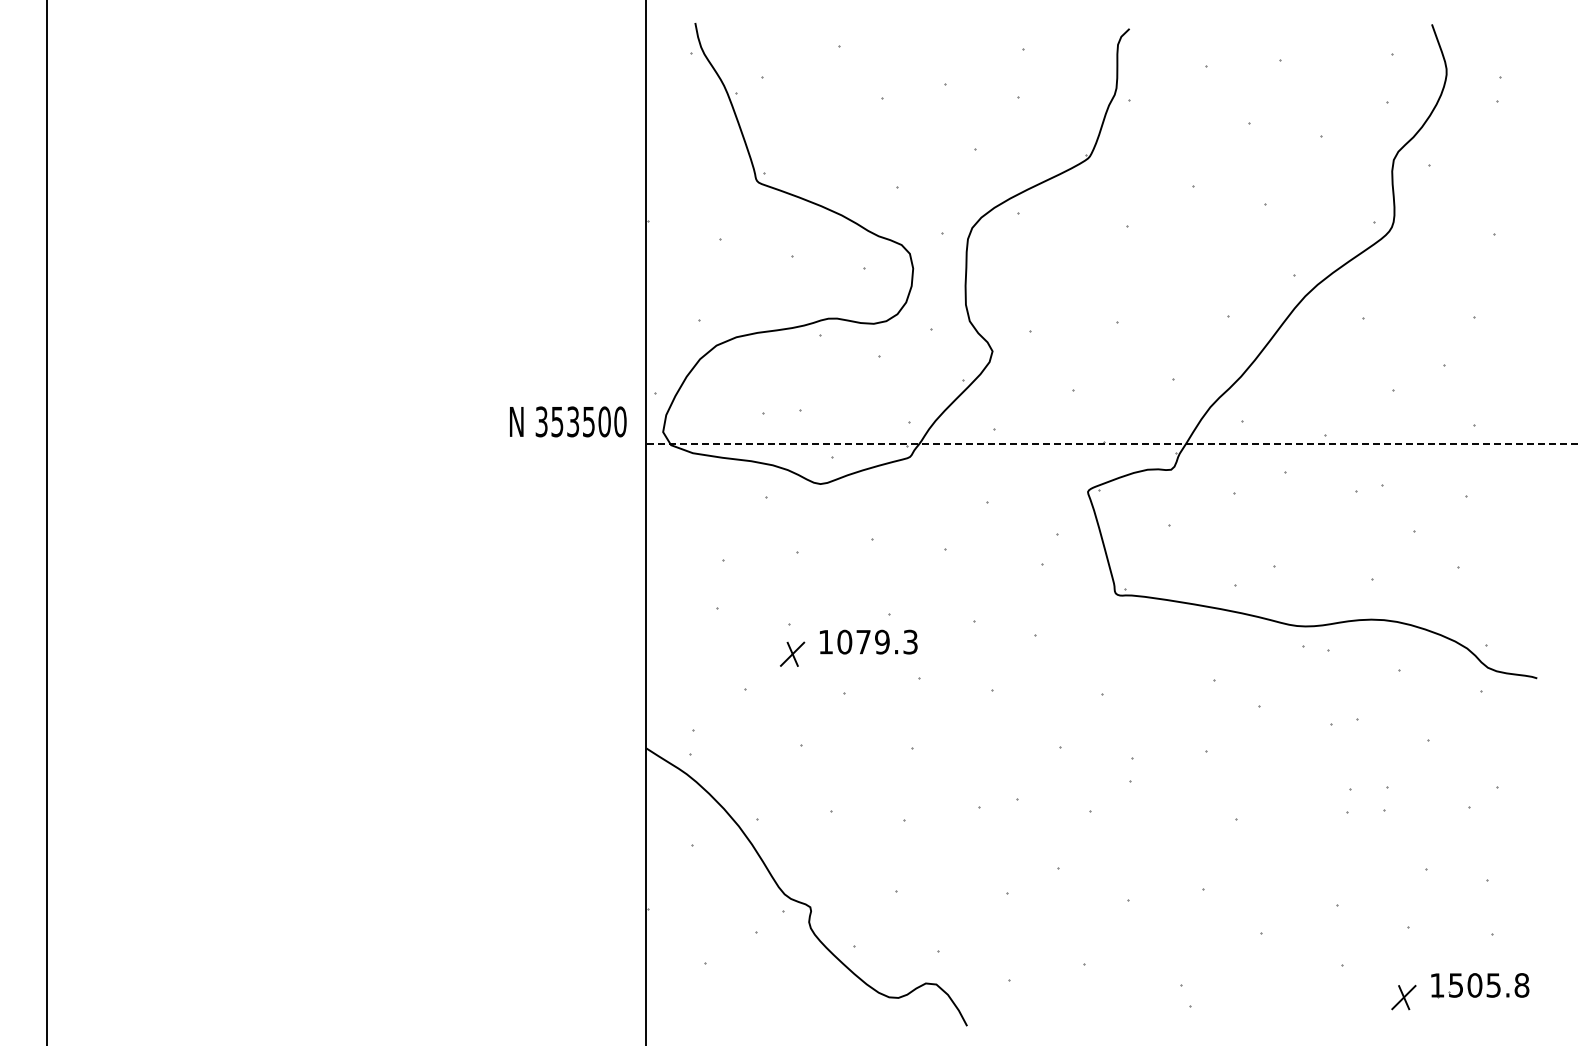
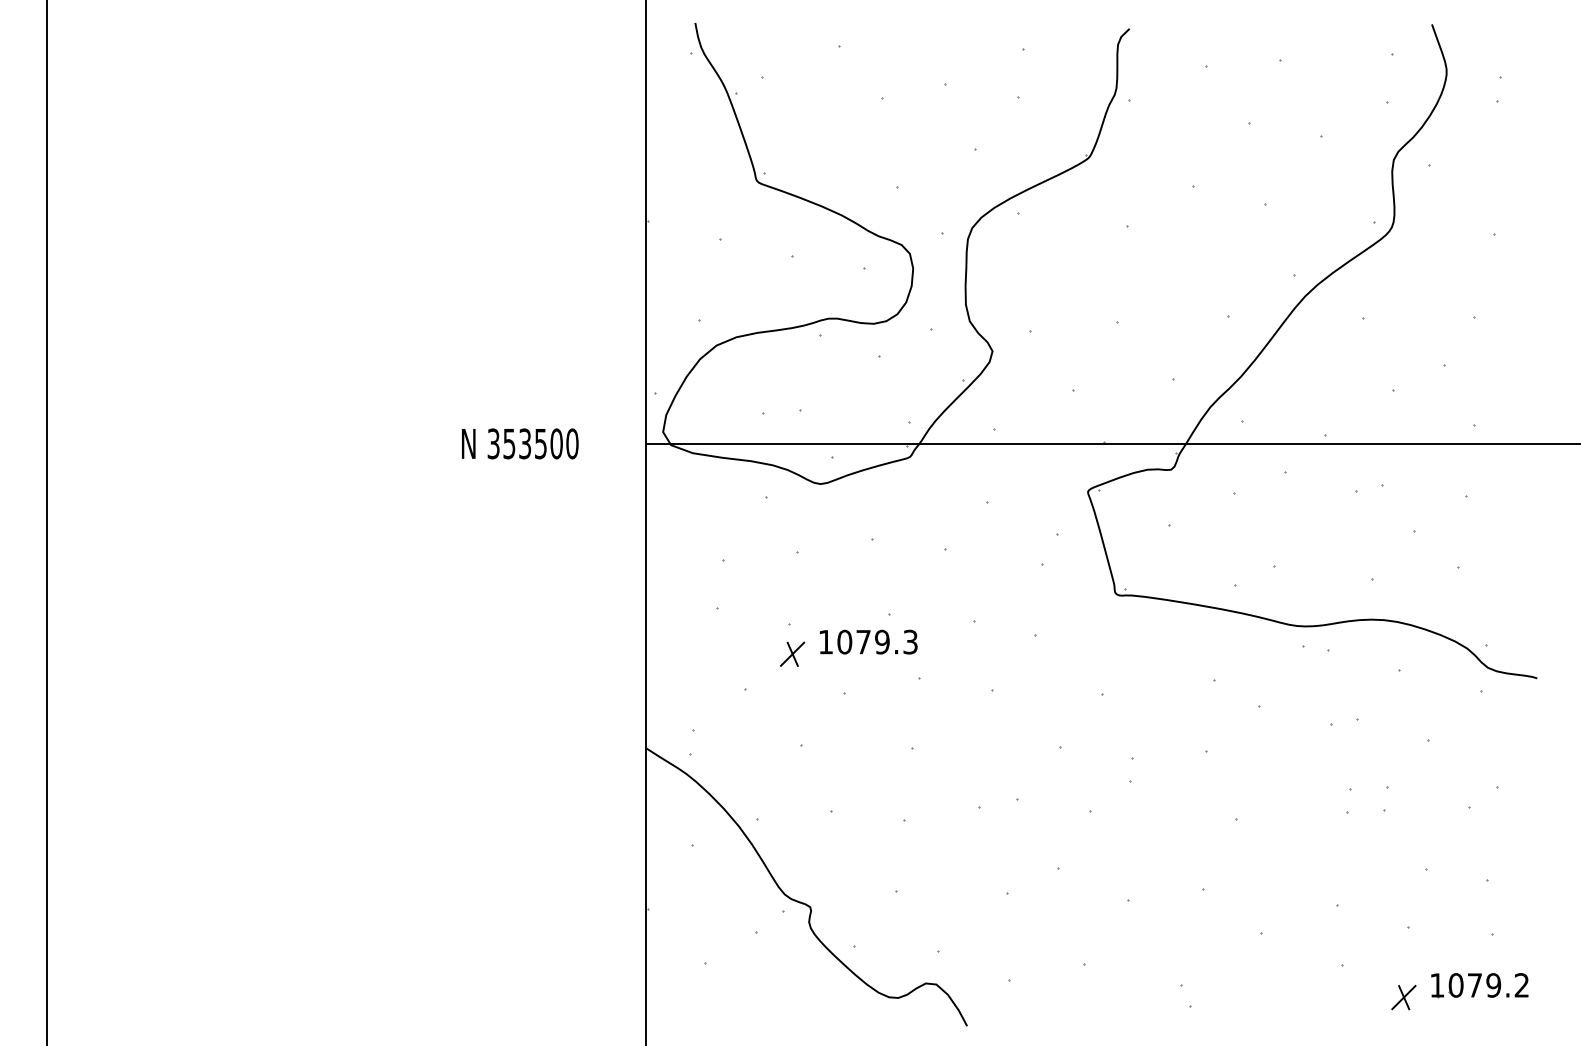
text position: (568, 421) -> (520, 443) (520, 443)
line: dashed -> solid (1113, 443)
text: 1505.8 -> 1079.2 (1488, 985)
